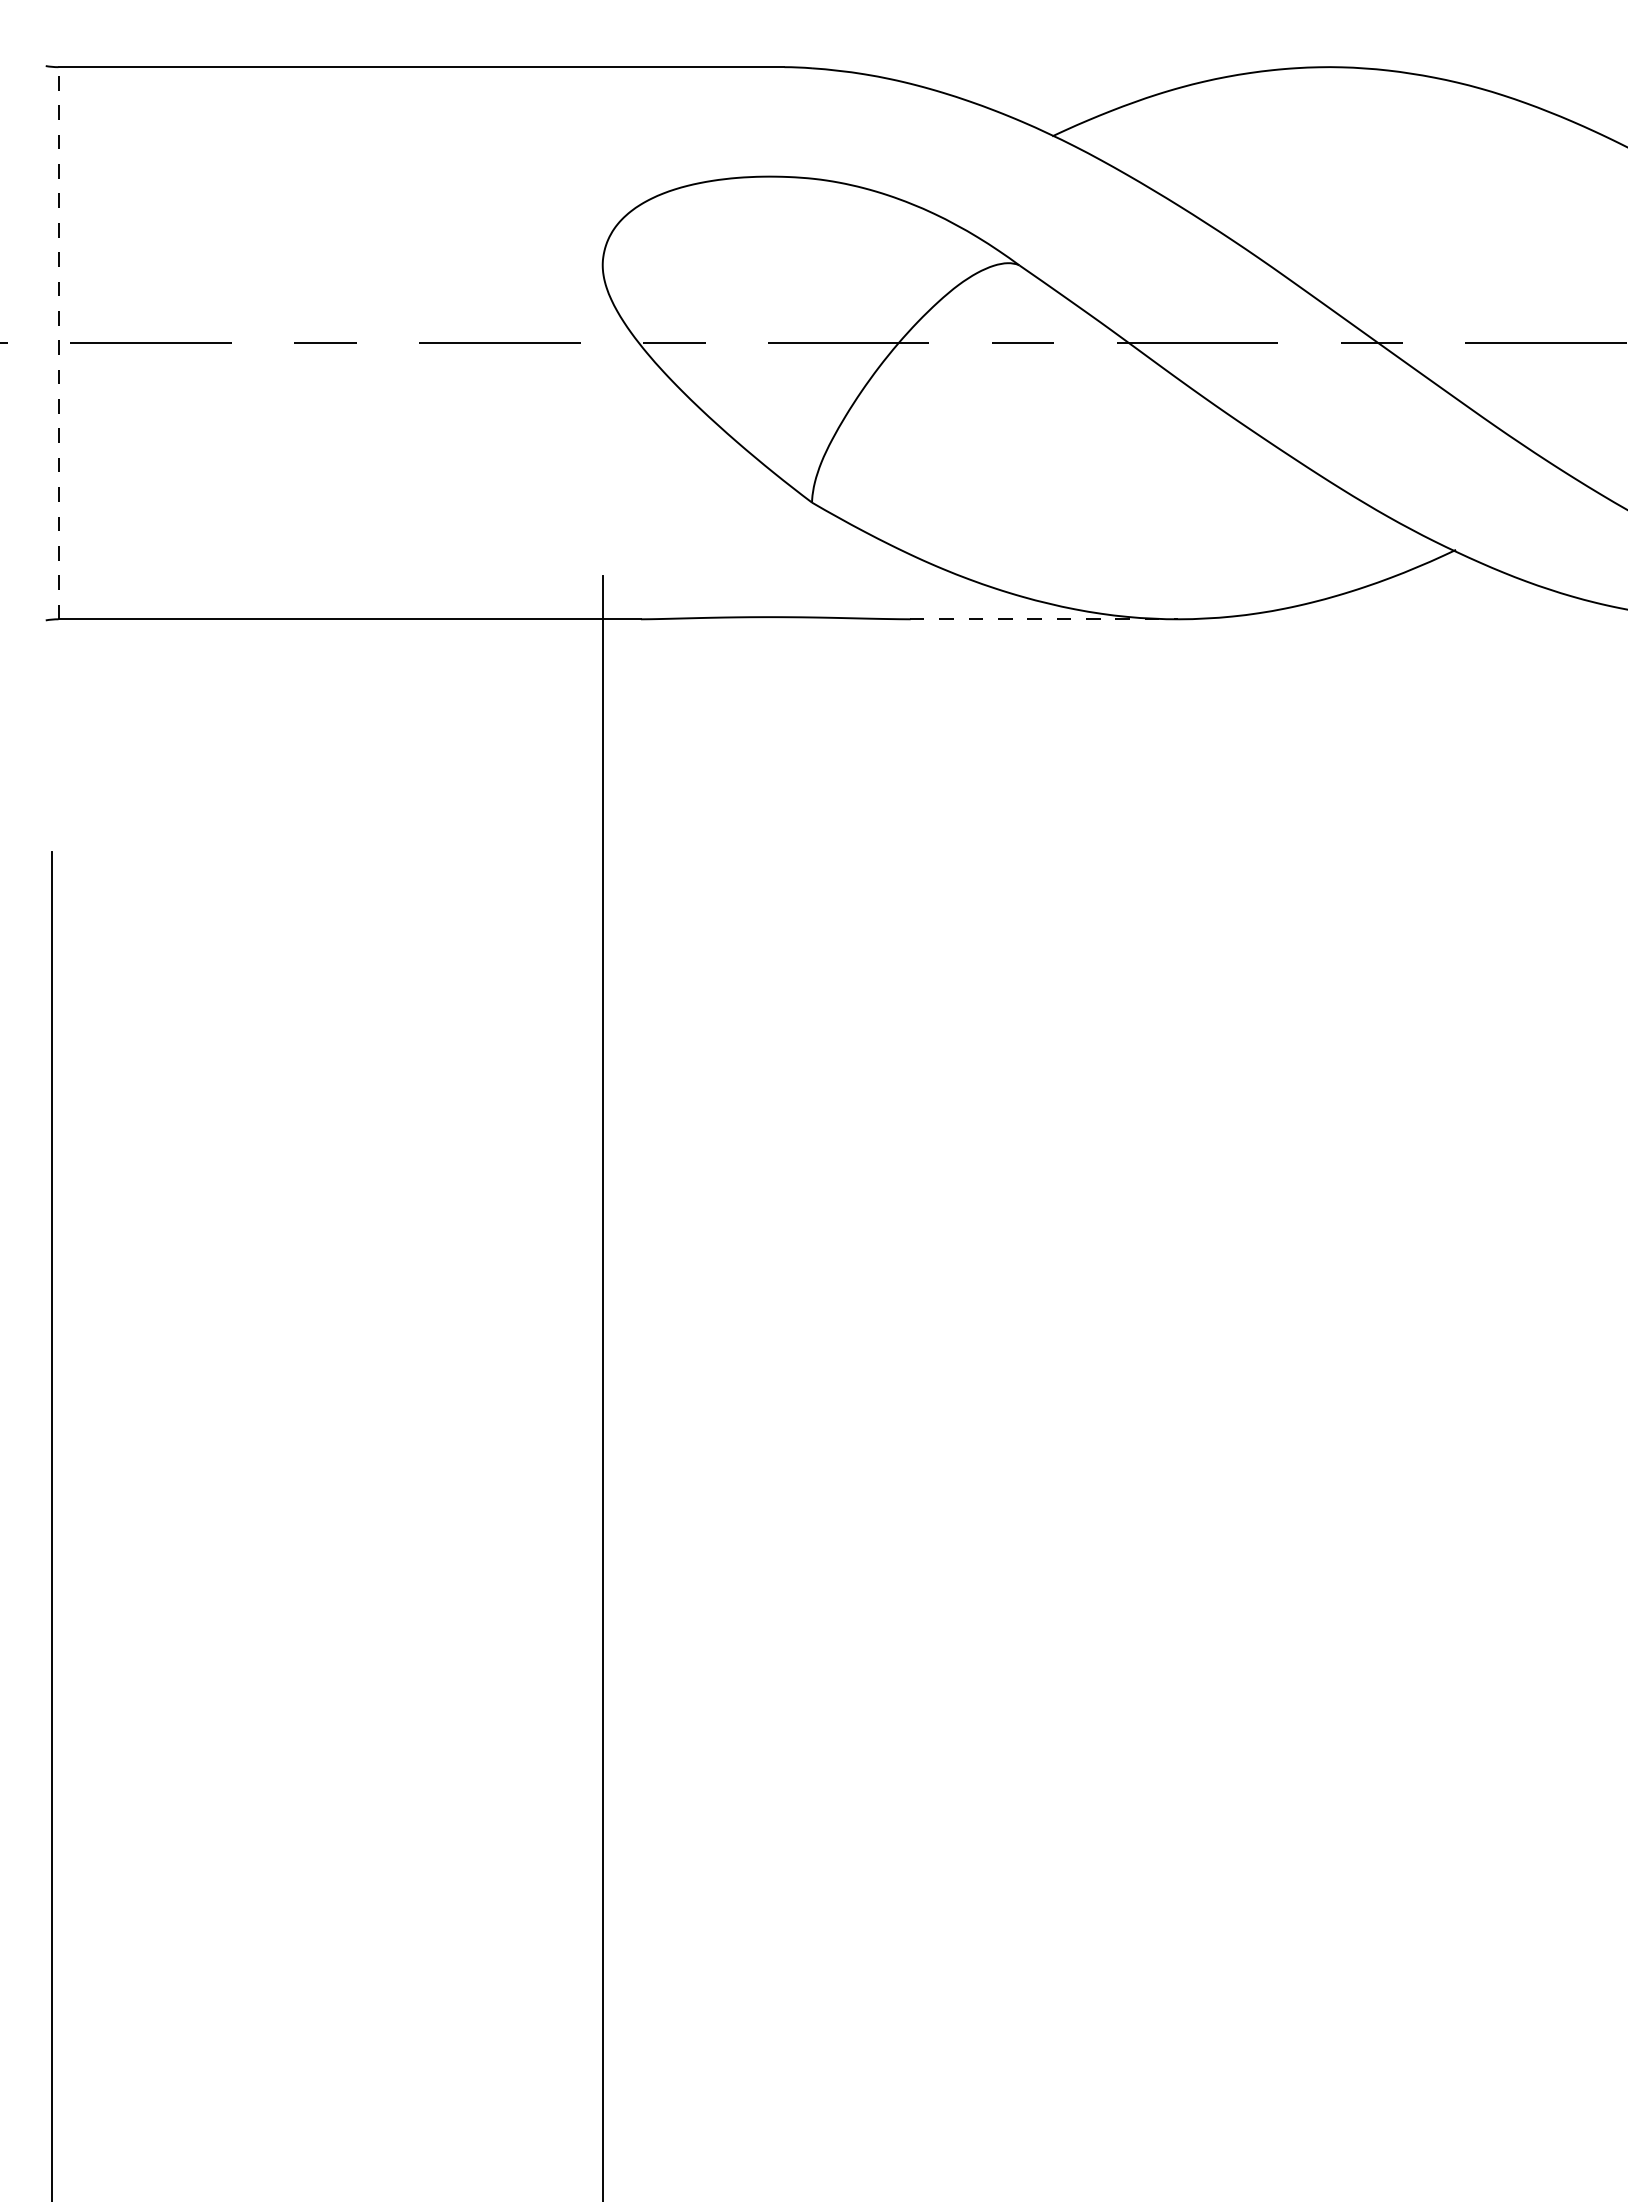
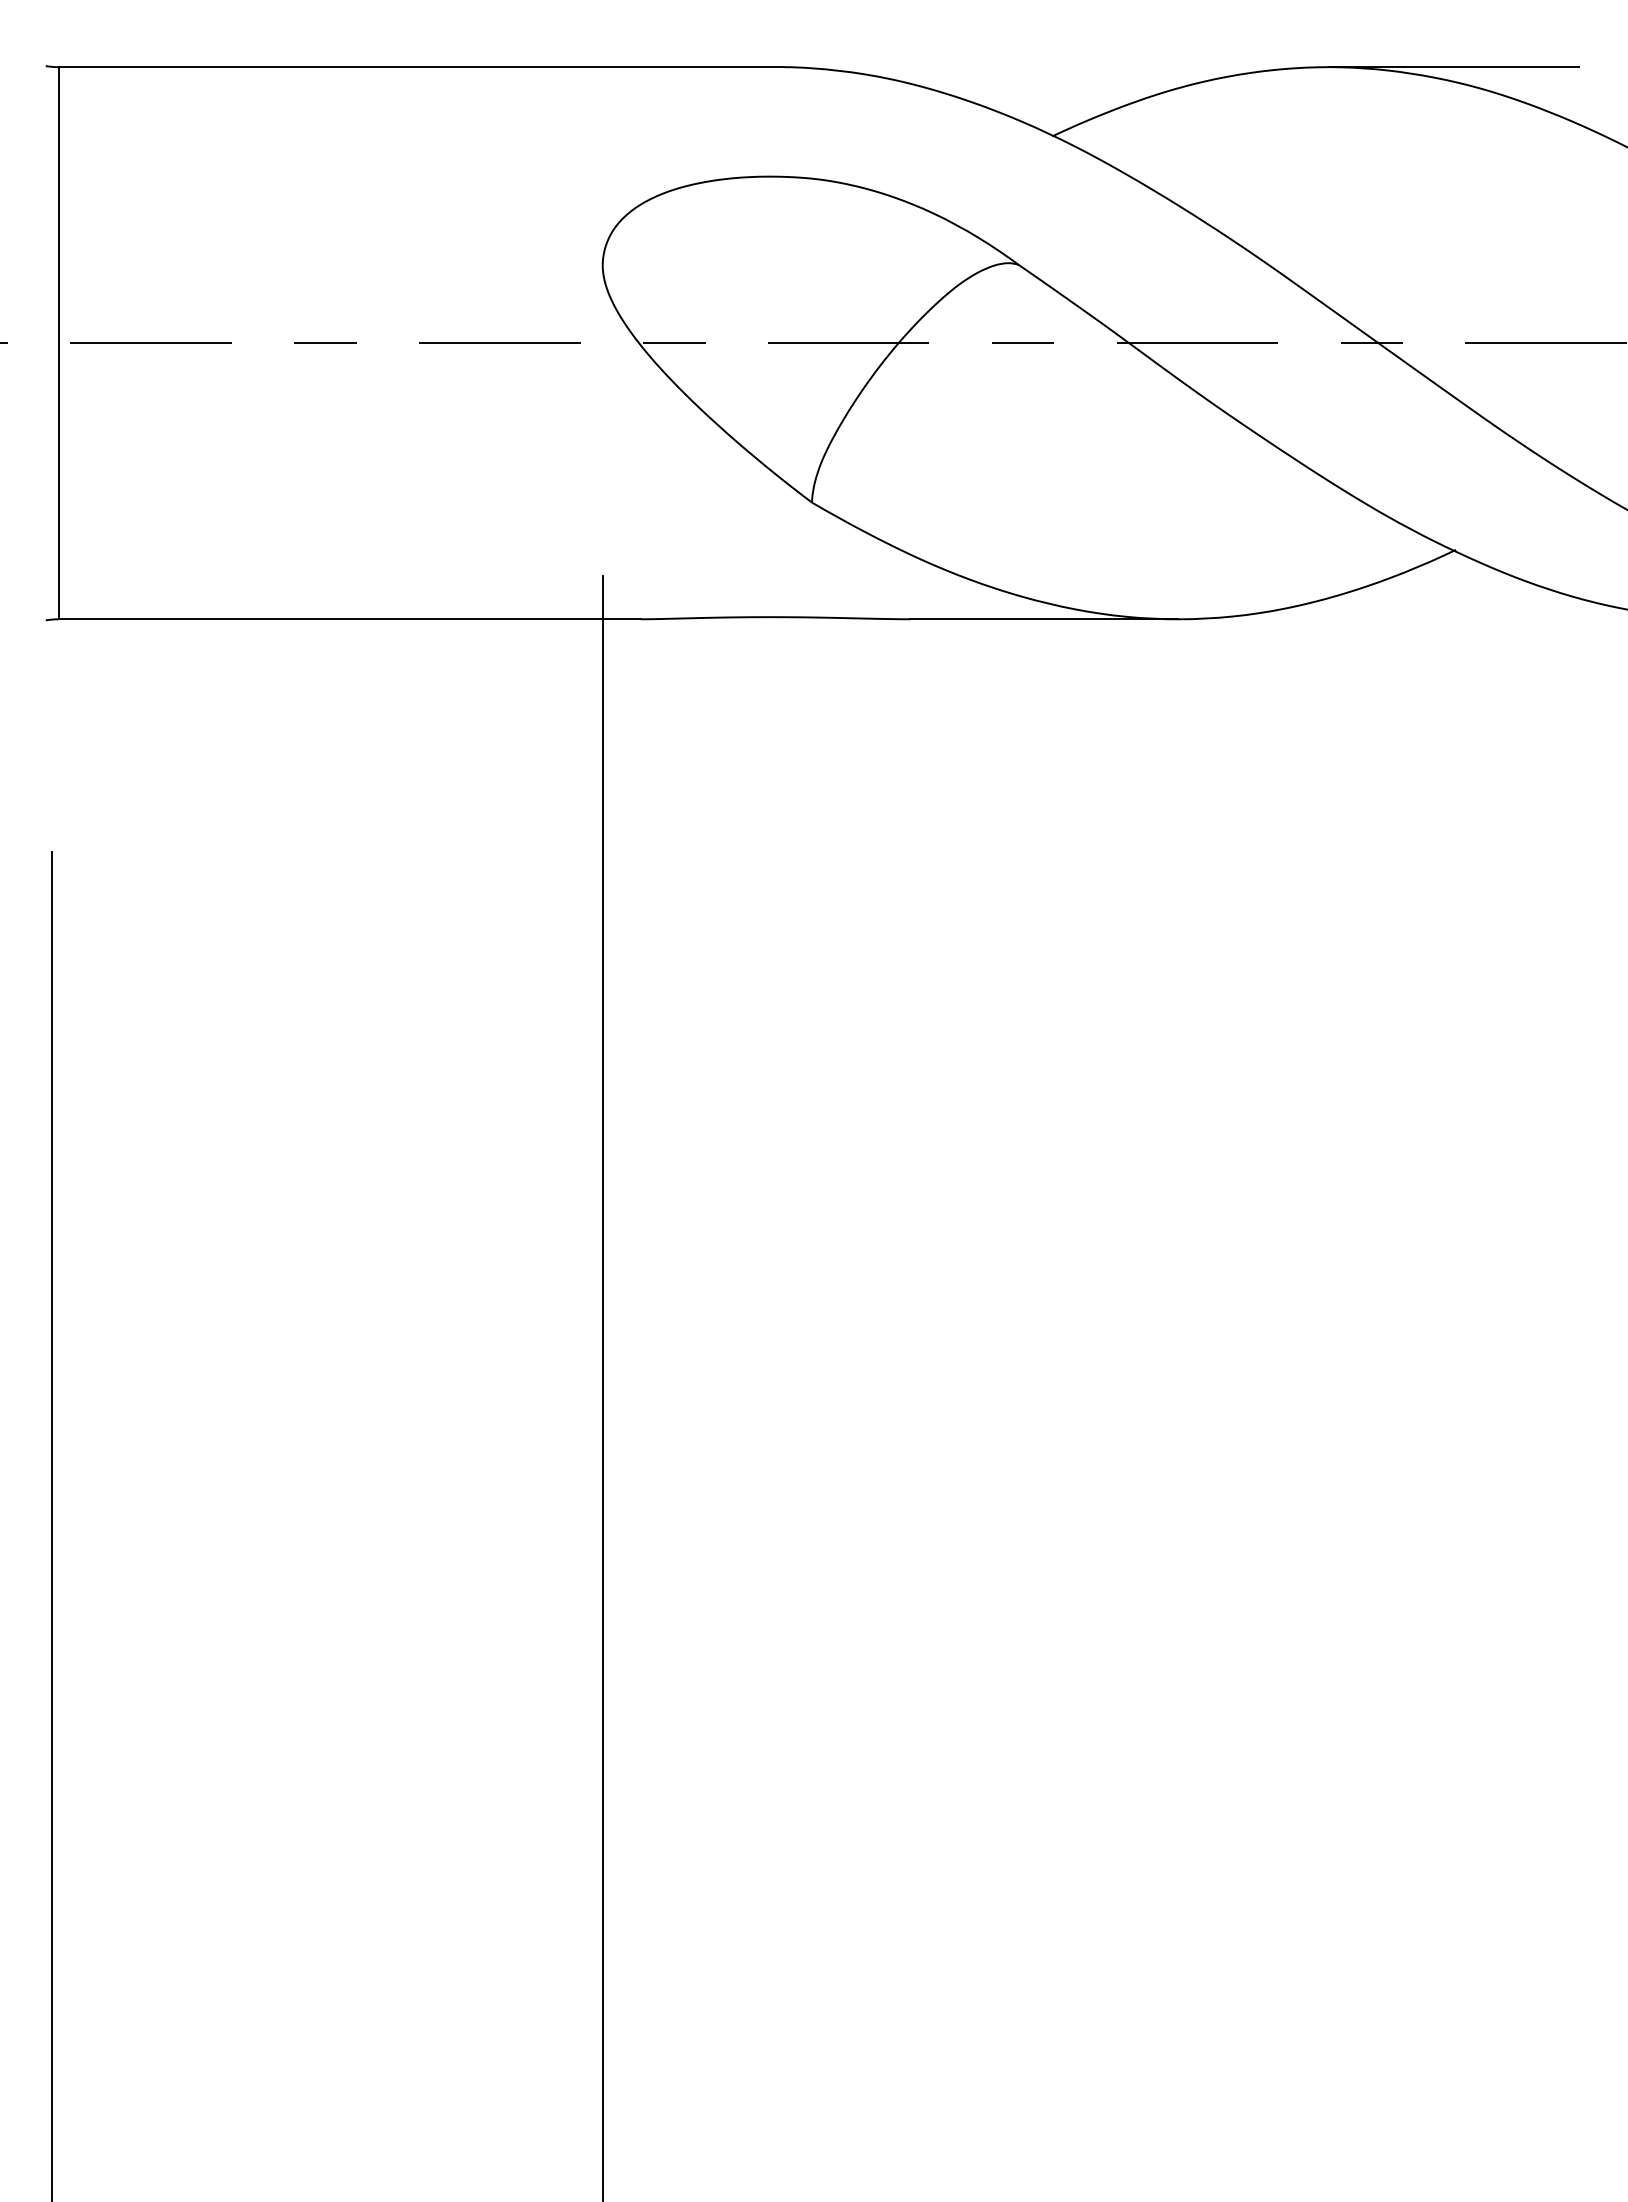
line: none -> present (1453, 67)
line: dashed -> solid (58, 342)
line: dashed -> solid (1044, 619)
